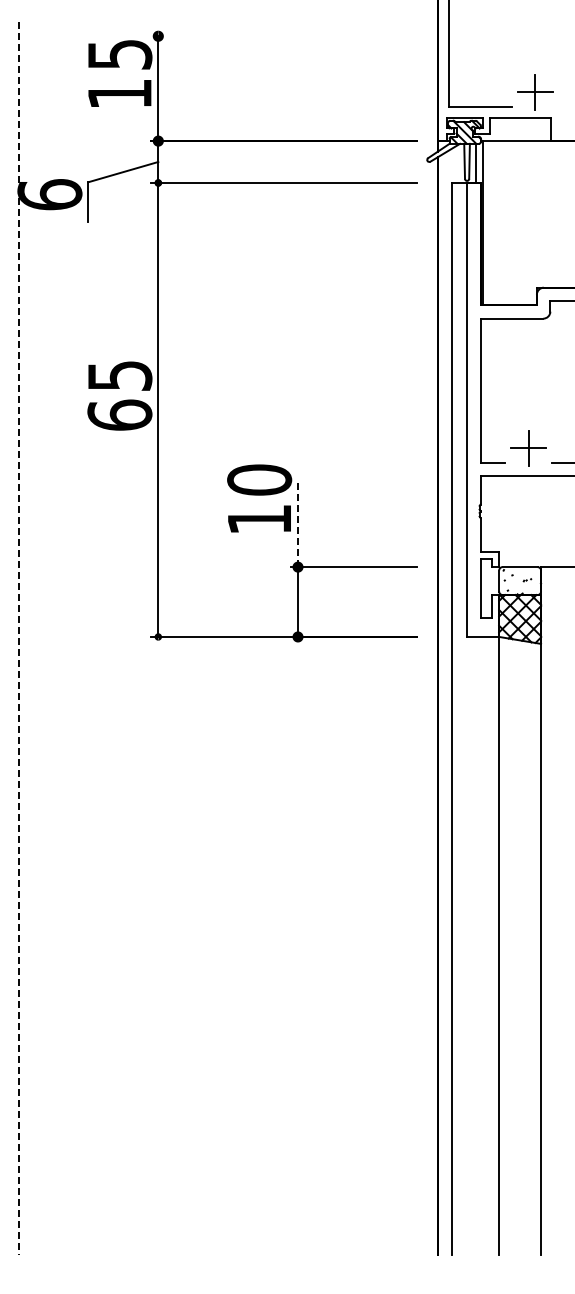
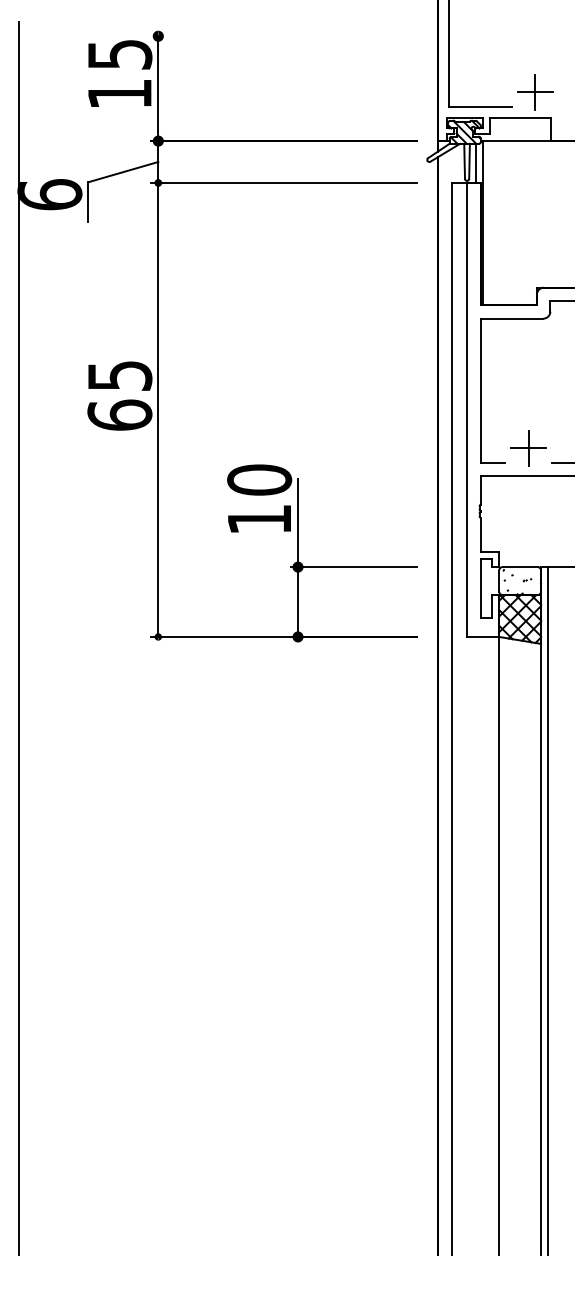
line: dashed -> solid (298, 522)
line: dashed -> solid (18, 639)
line: none -> present (548, 911)
